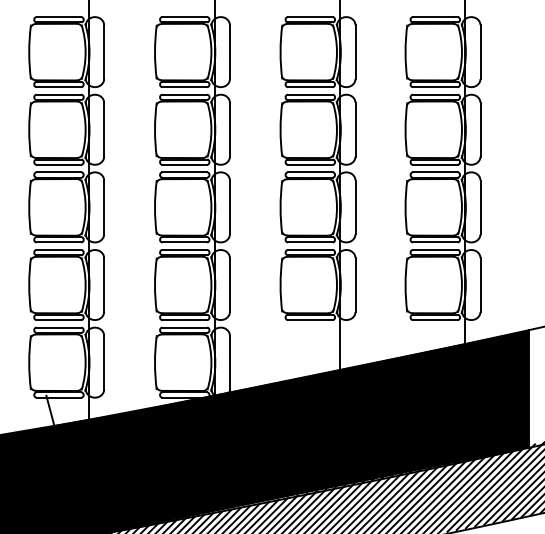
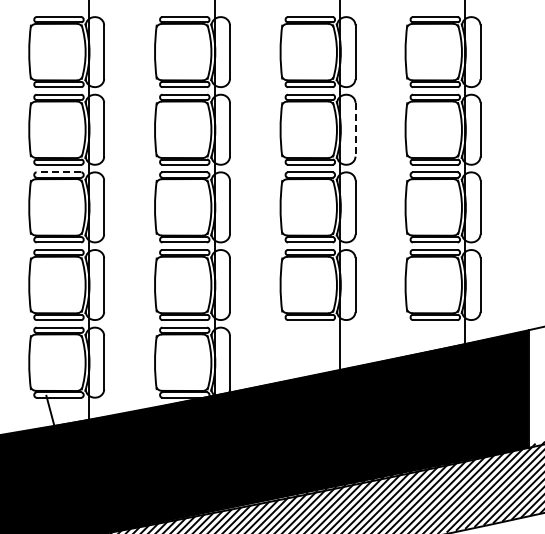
line: solid -> dashed (355, 129)
line: solid -> dashed (58, 172)
